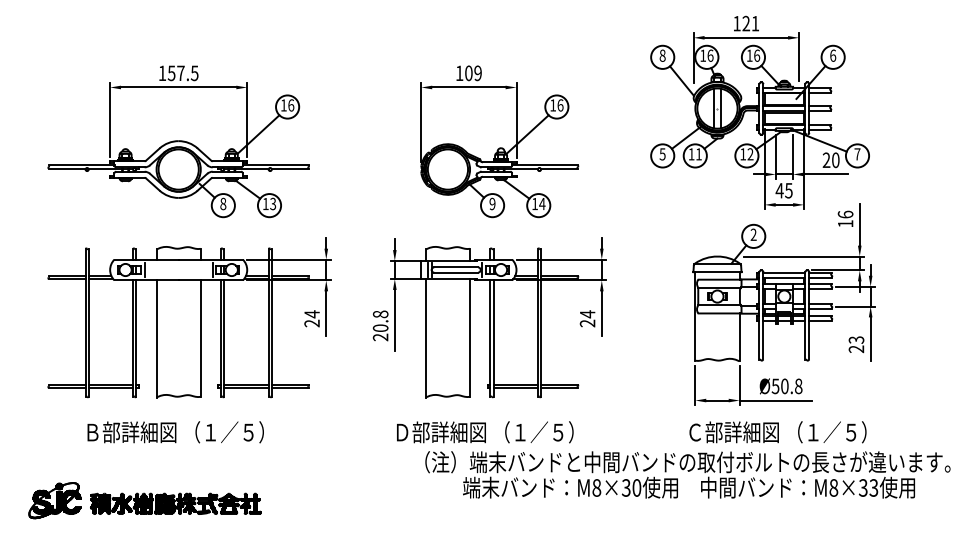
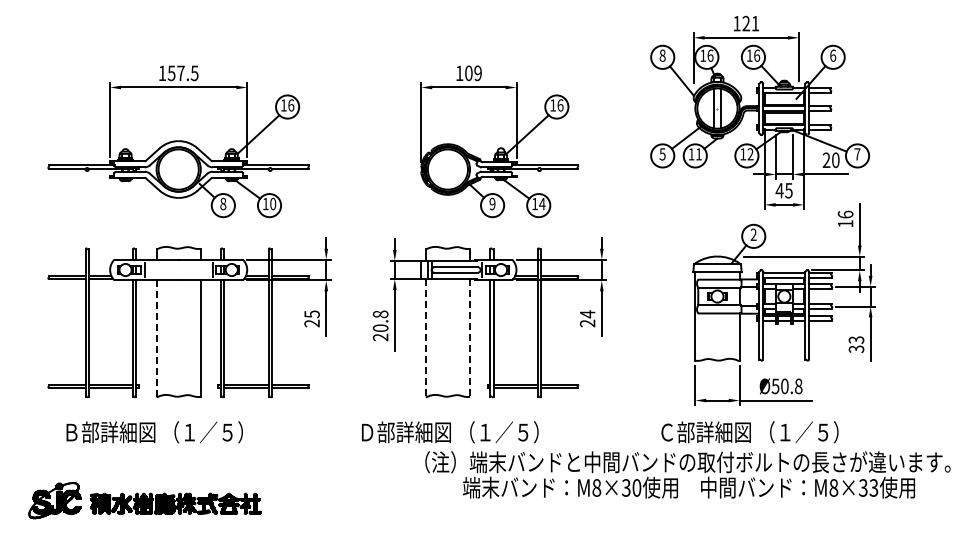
text: 13 -> 10 (273, 204)
text: 24 -> 25 (311, 314)
line: solid -> dashed (470, 337)
line: solid -> dashed (156, 338)
line: solid -> dashed (425, 338)
text: 23 -> 33 (856, 349)
text position: (175, 432) -> (154, 432) (154, 432)
text position: (485, 432) -> (450, 432) (450, 432)
text position: (777, 432) -> (749, 432) (749, 432)
